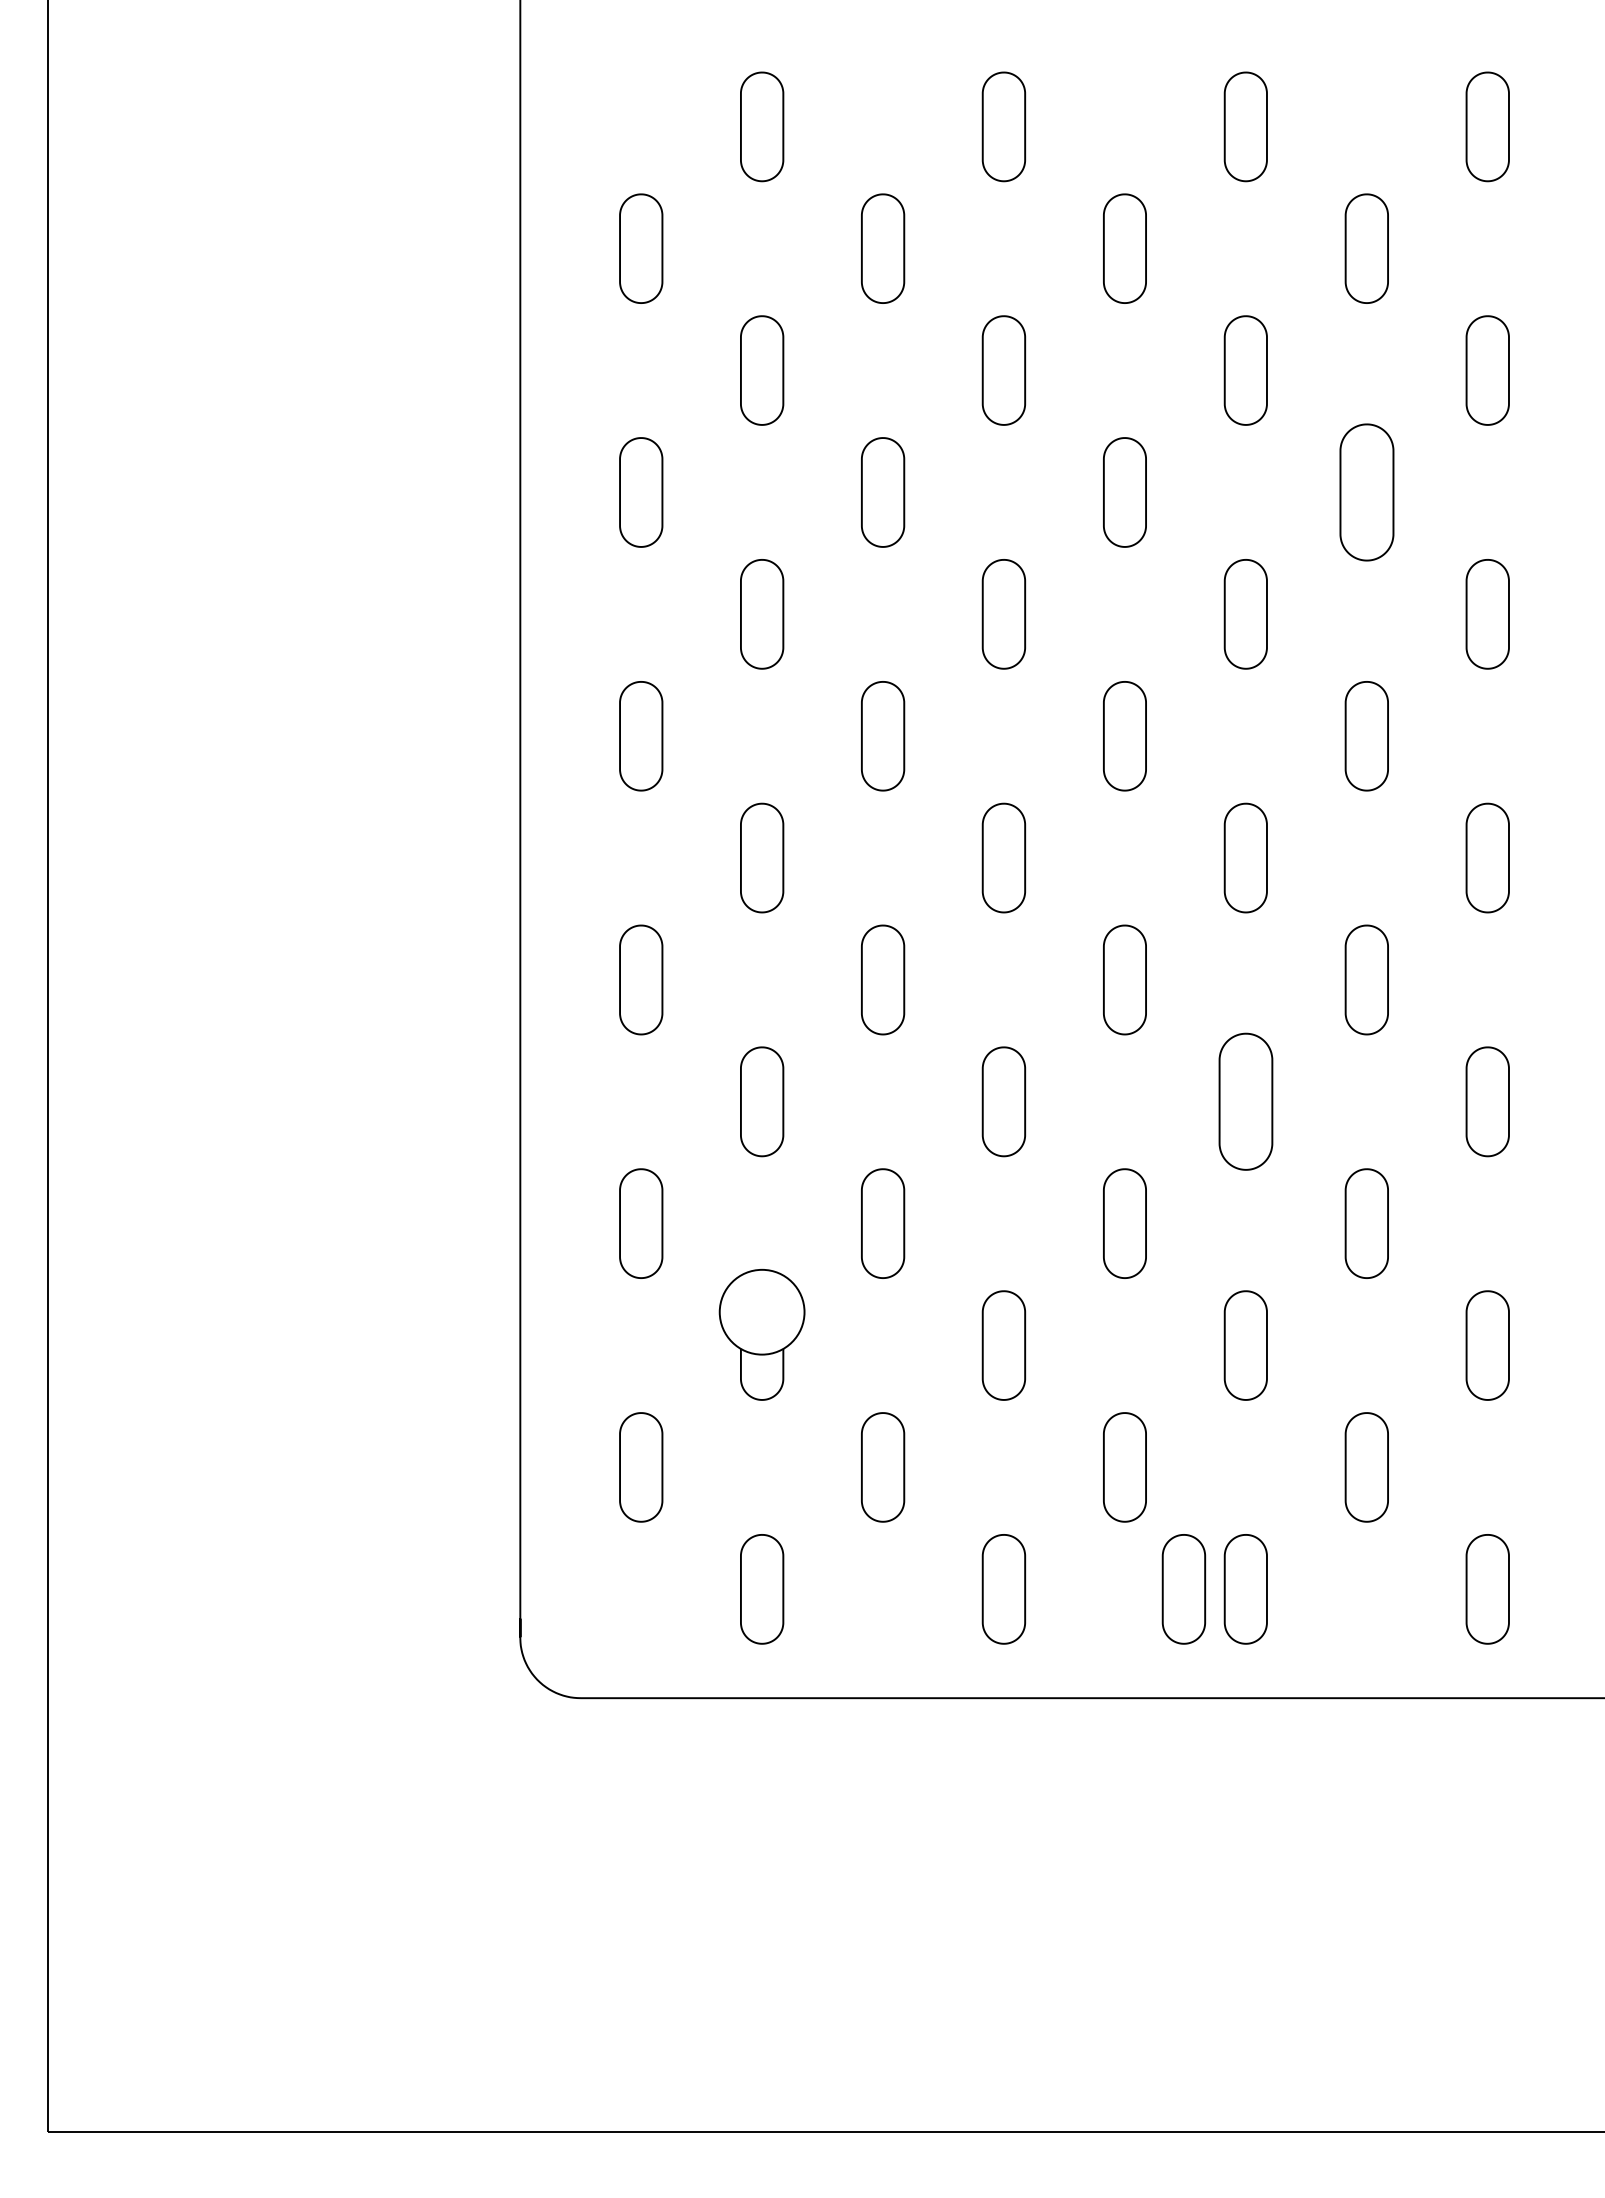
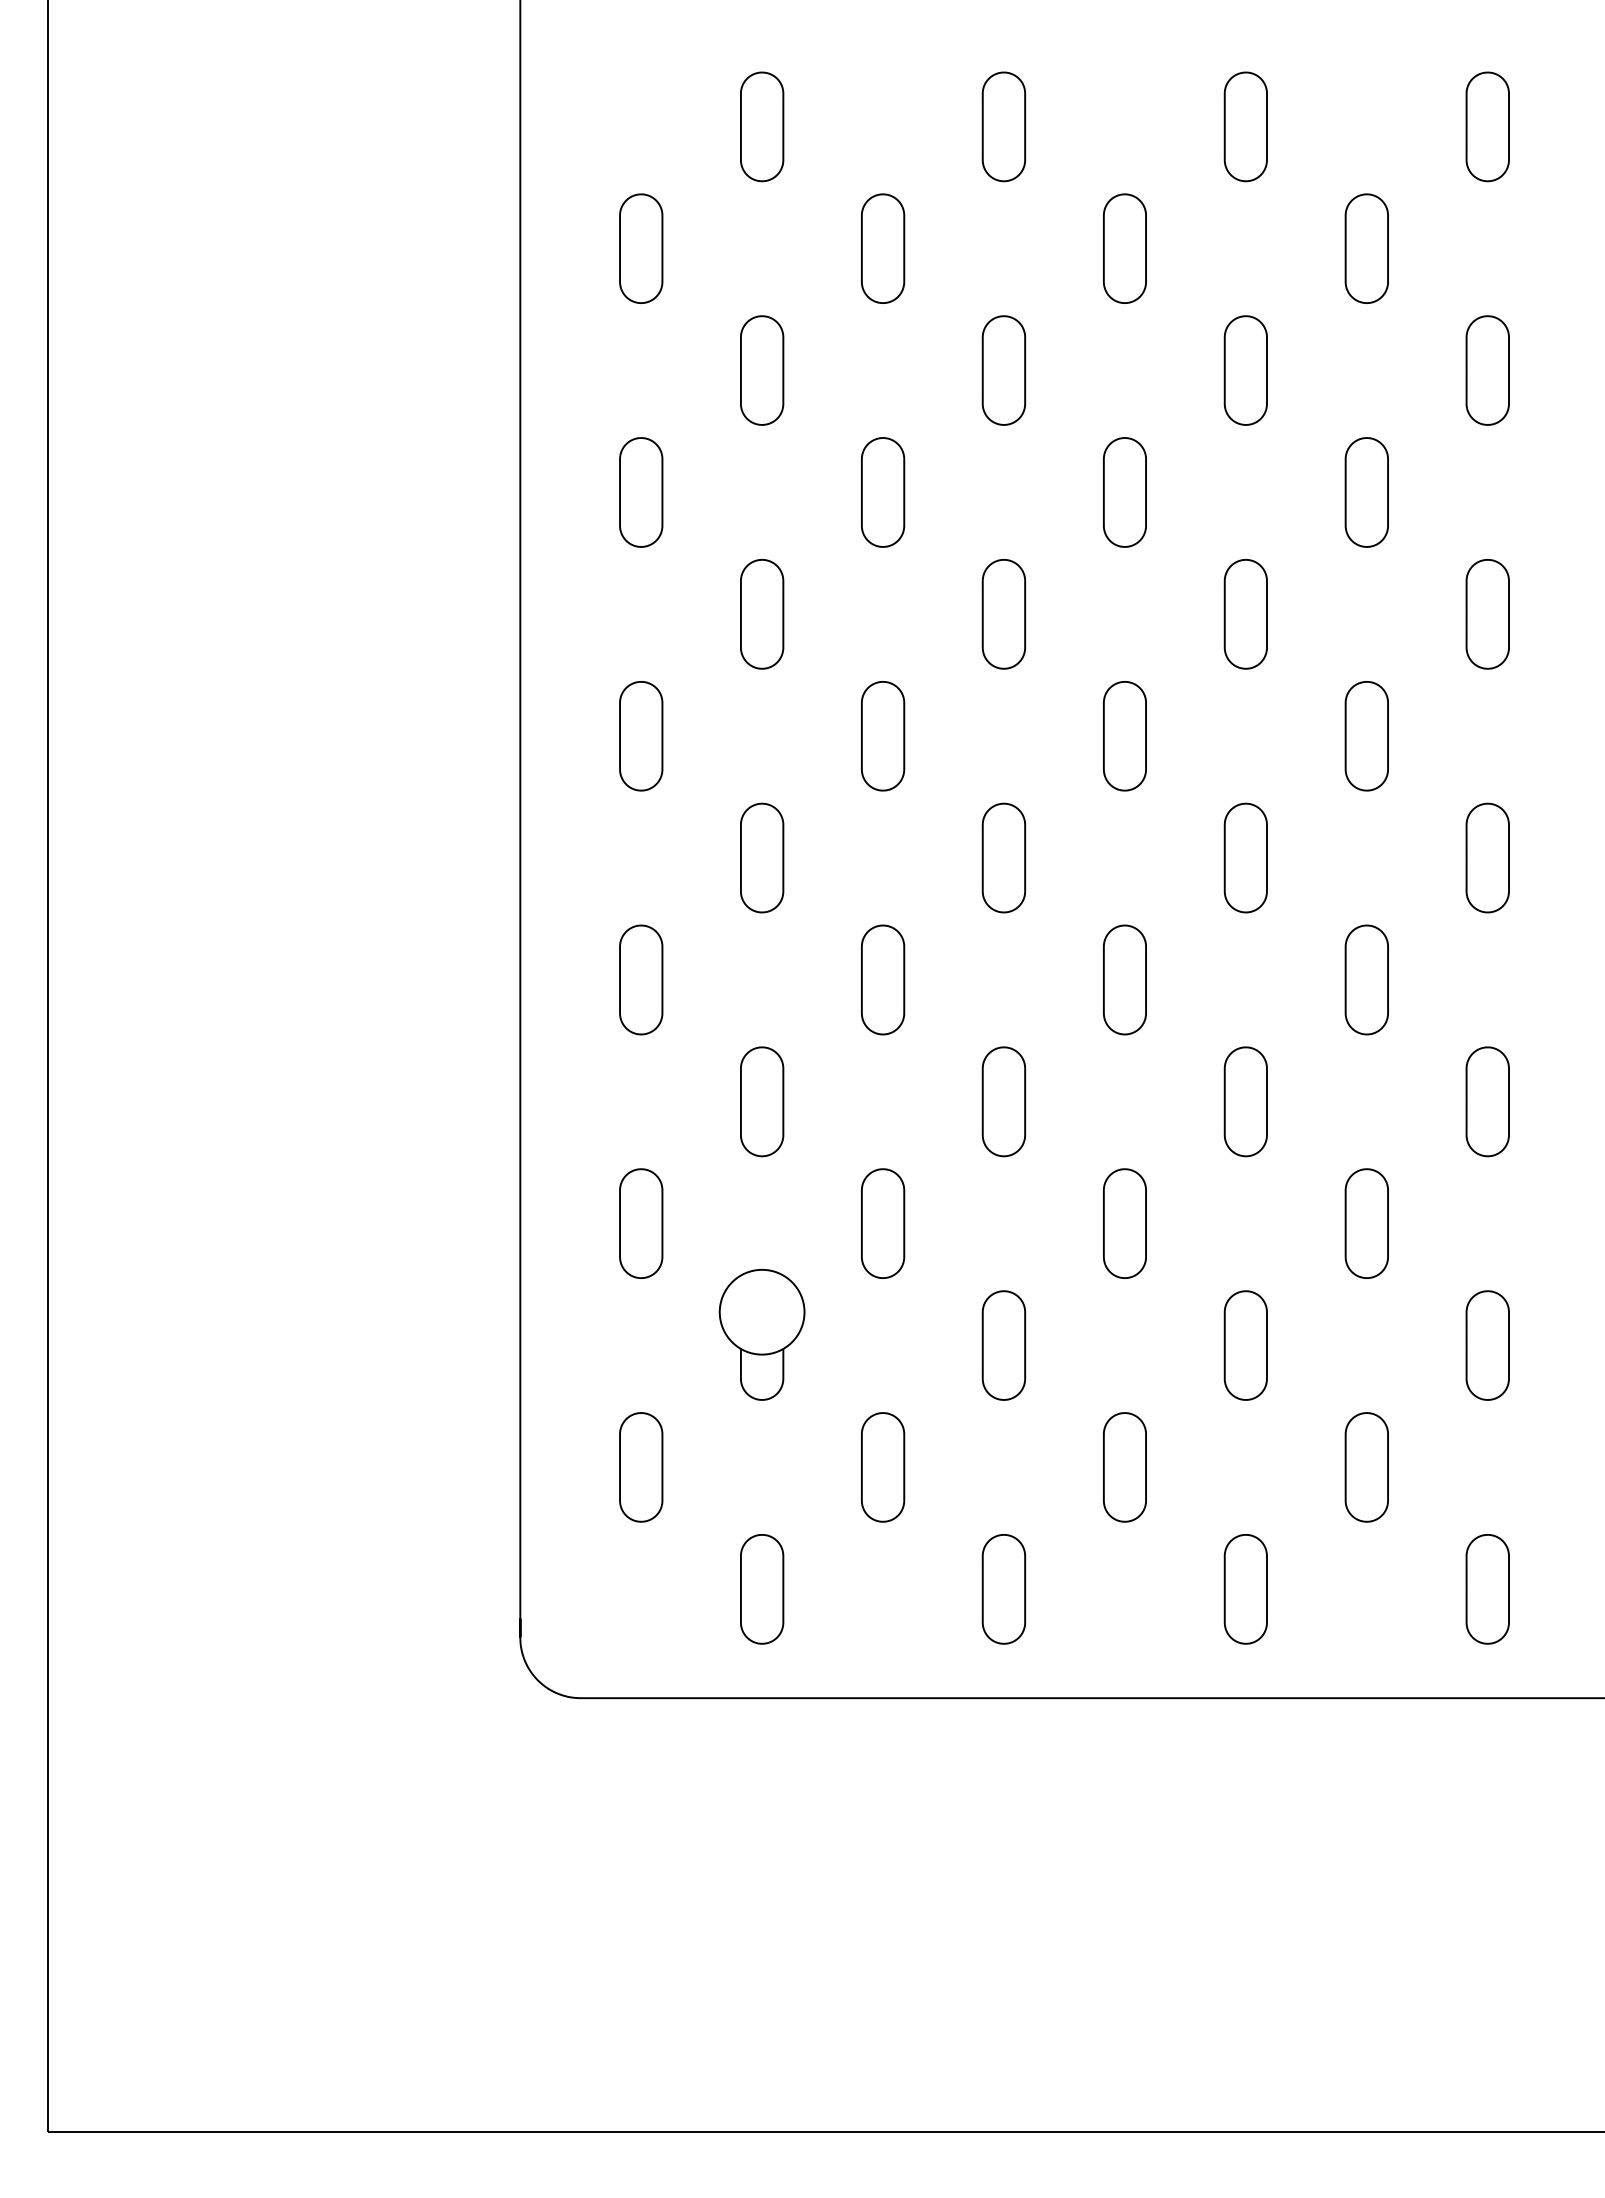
part size: 56x139 px -> 45x111 px (1366, 492)
part size: 56x139 px -> 45x112 px (1245, 1101)
part: present -> none (1183, 1589)
